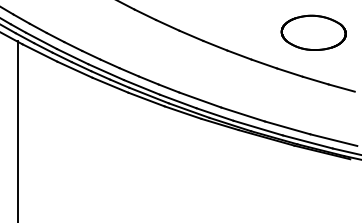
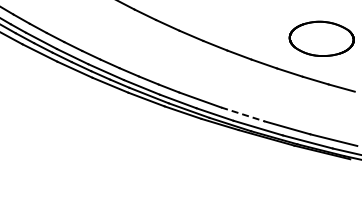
part position: (313, 32) -> (321, 38) (321, 38)
line: solid -> dashed (243, 114)
line: present -> none (17, 130)
